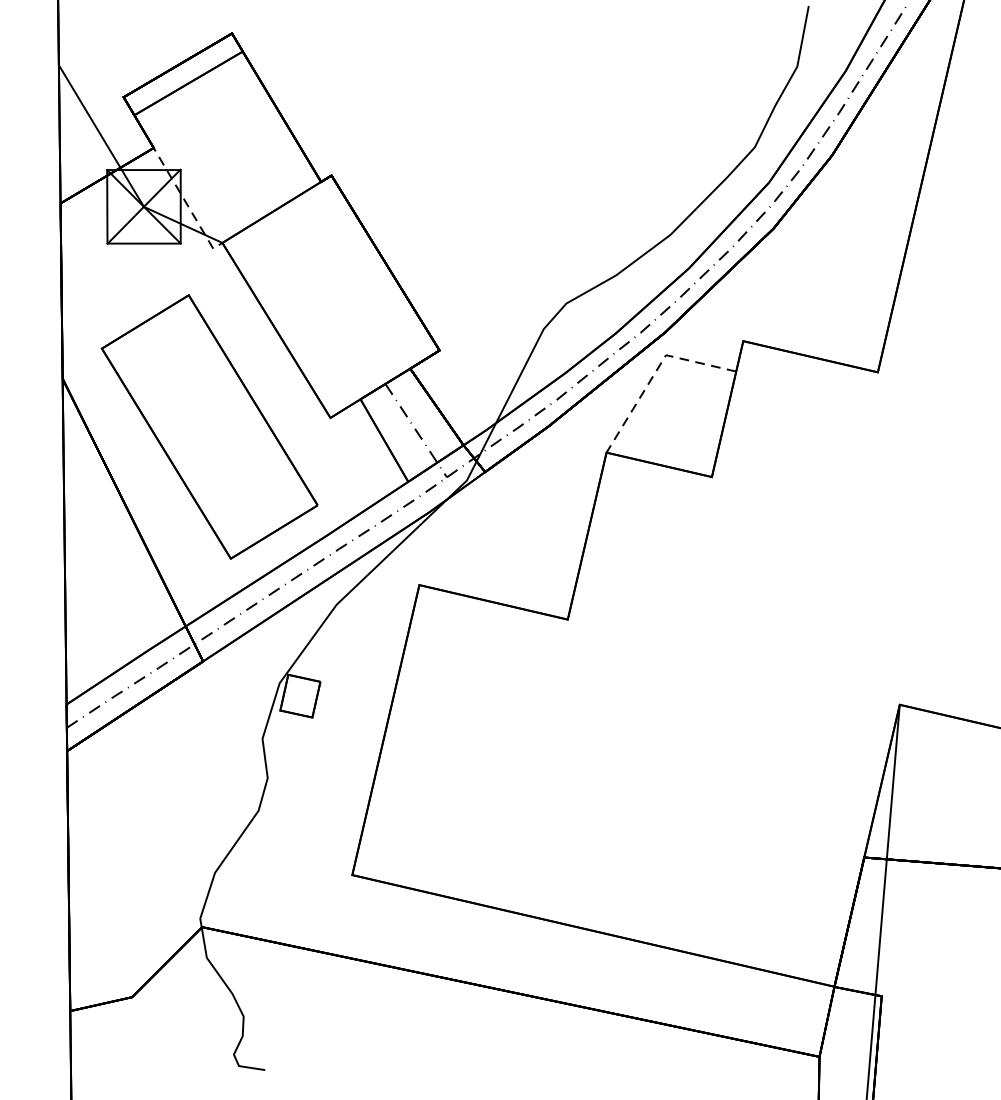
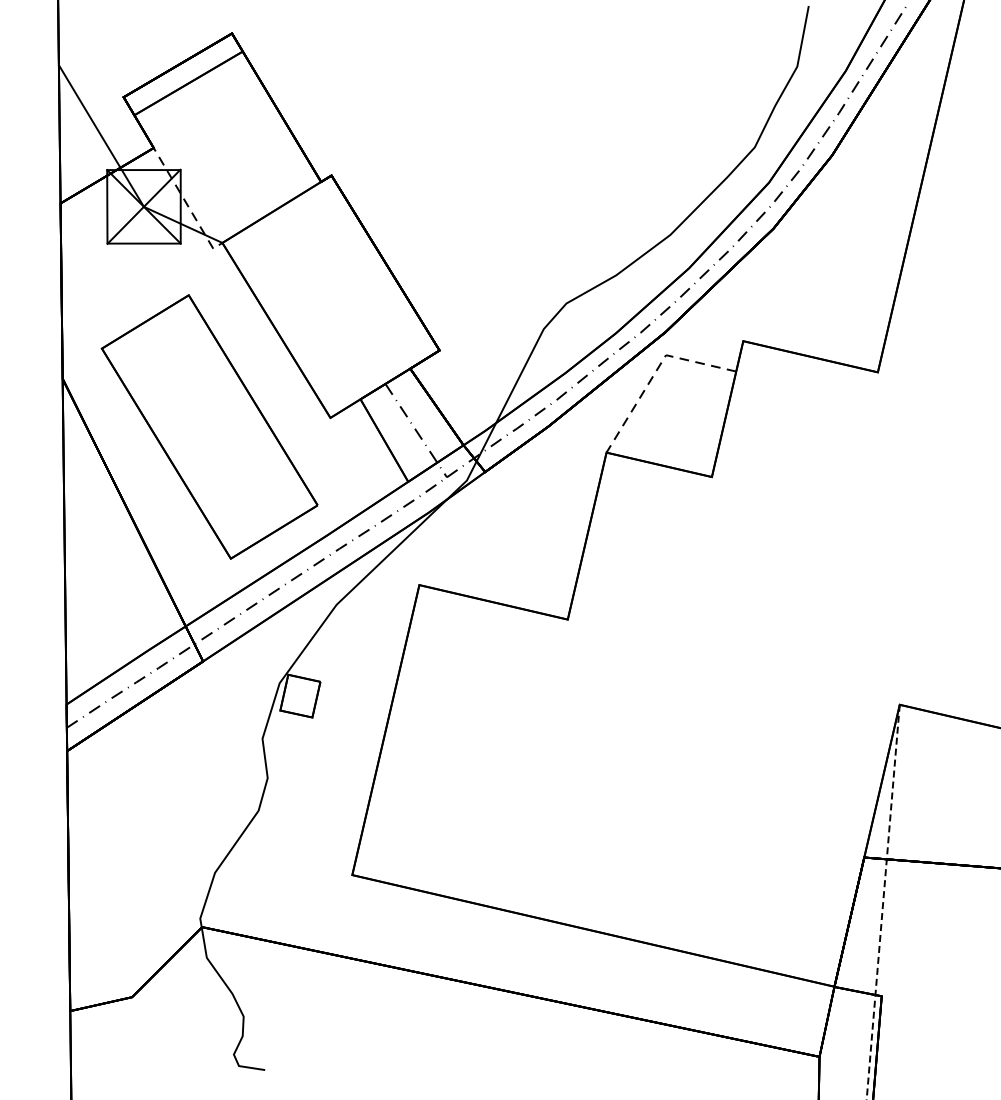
line: solid -> dashed (883, 902)
